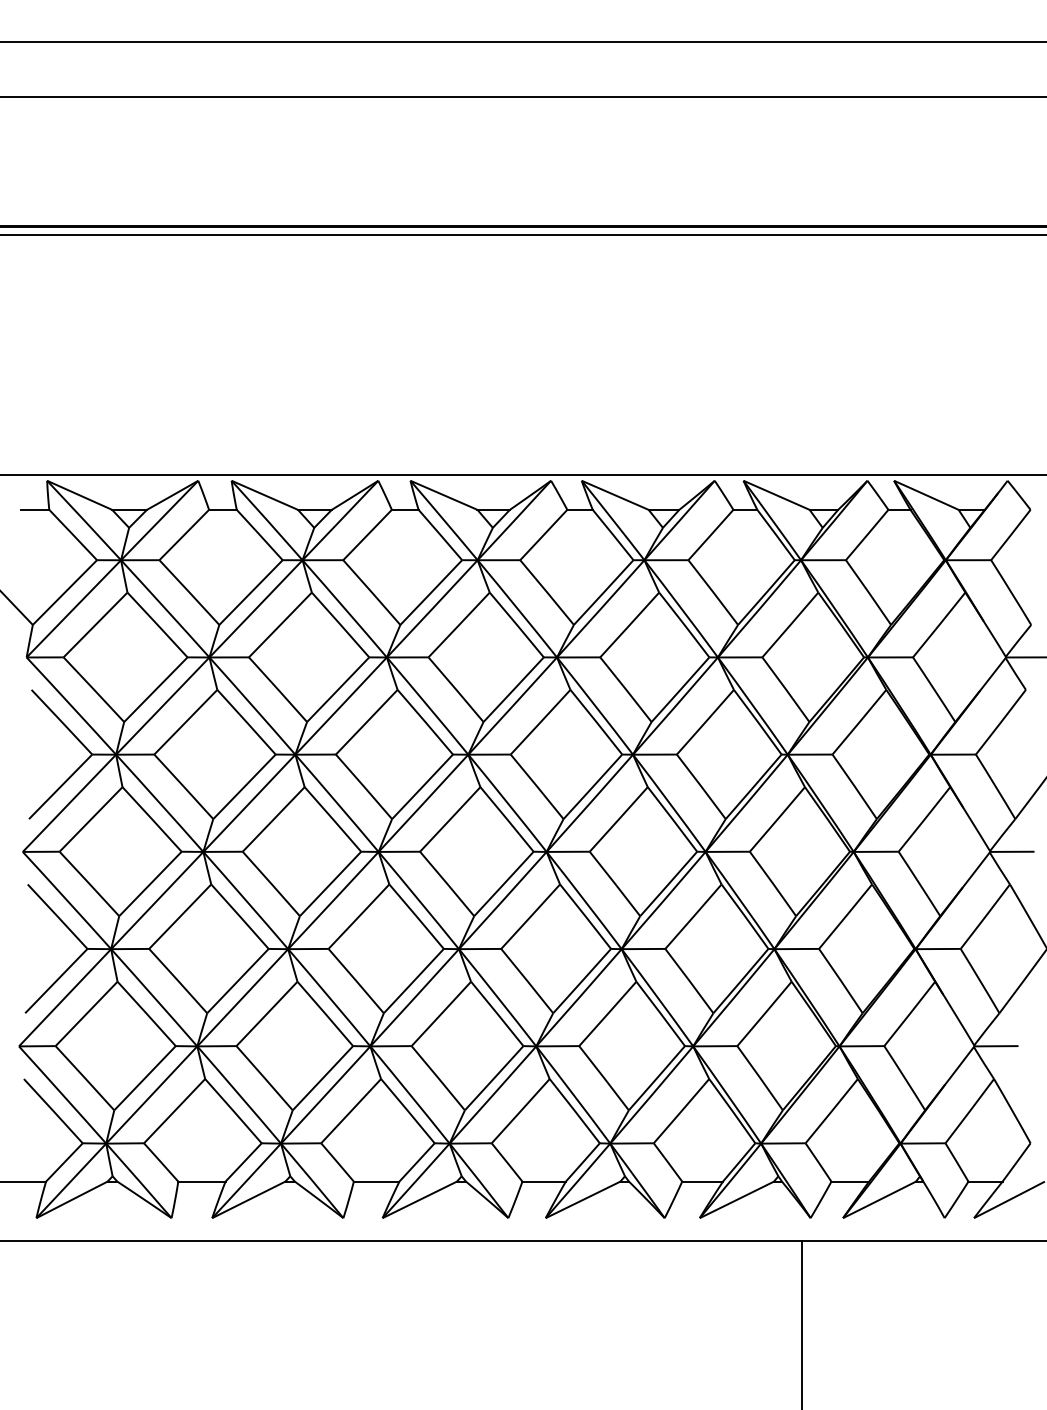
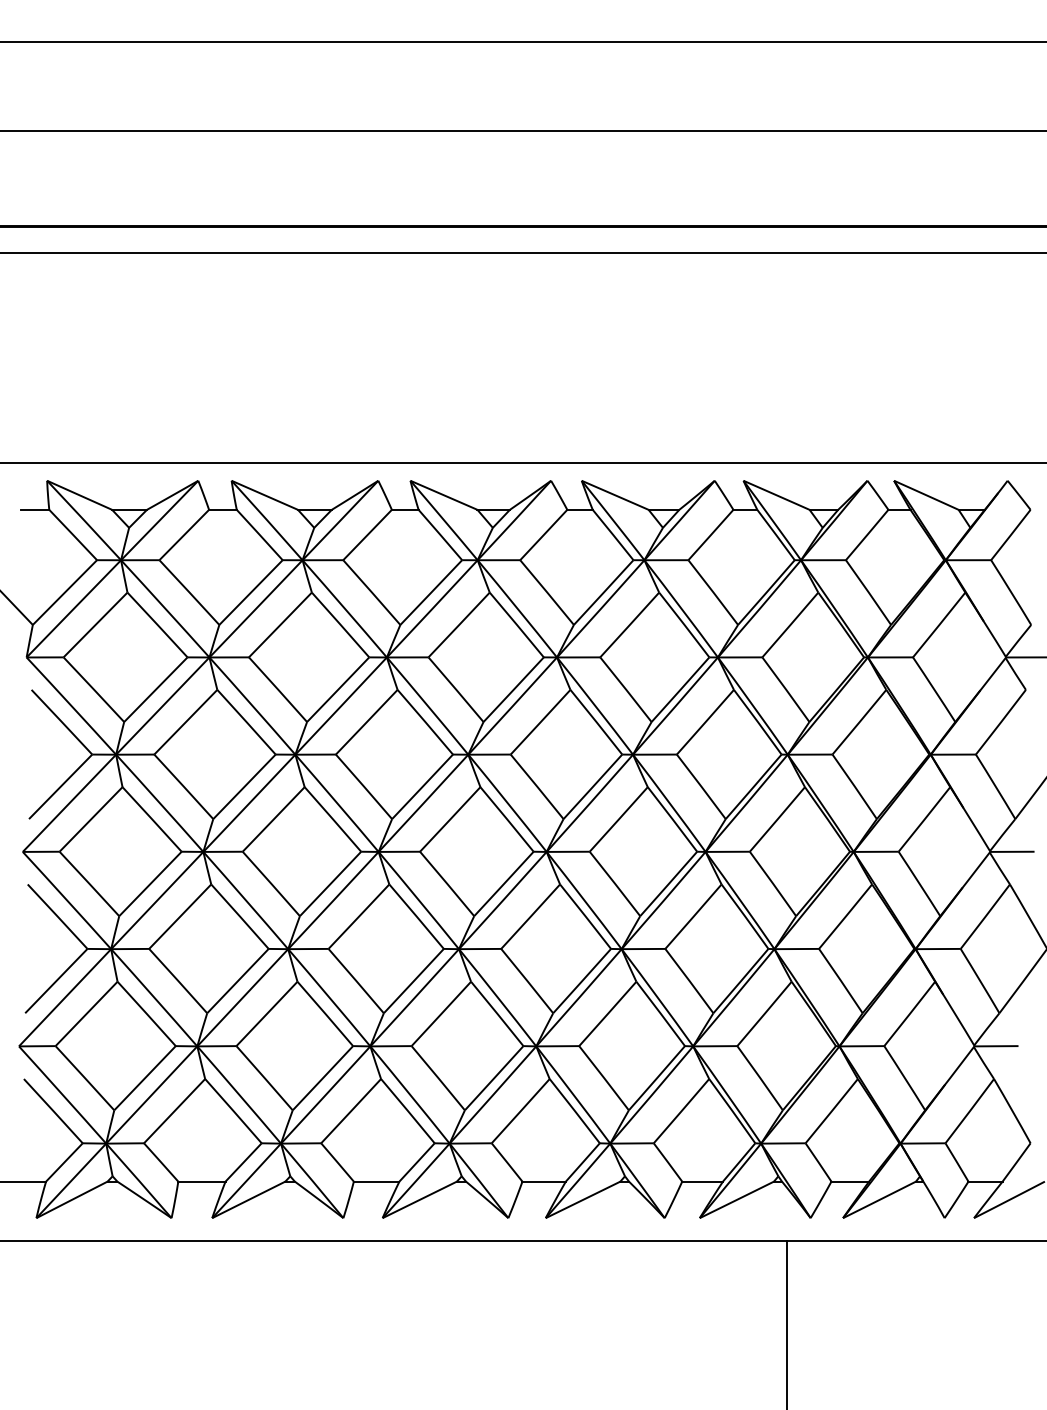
line position: (522, 97) -> (522, 131) (522, 131)
line position: (522, 234) -> (522, 252) (522, 252)
line position: (522, 475) -> (522, 463) (522, 463)
line position: (802, 1323) -> (787, 1323) (787, 1323)
